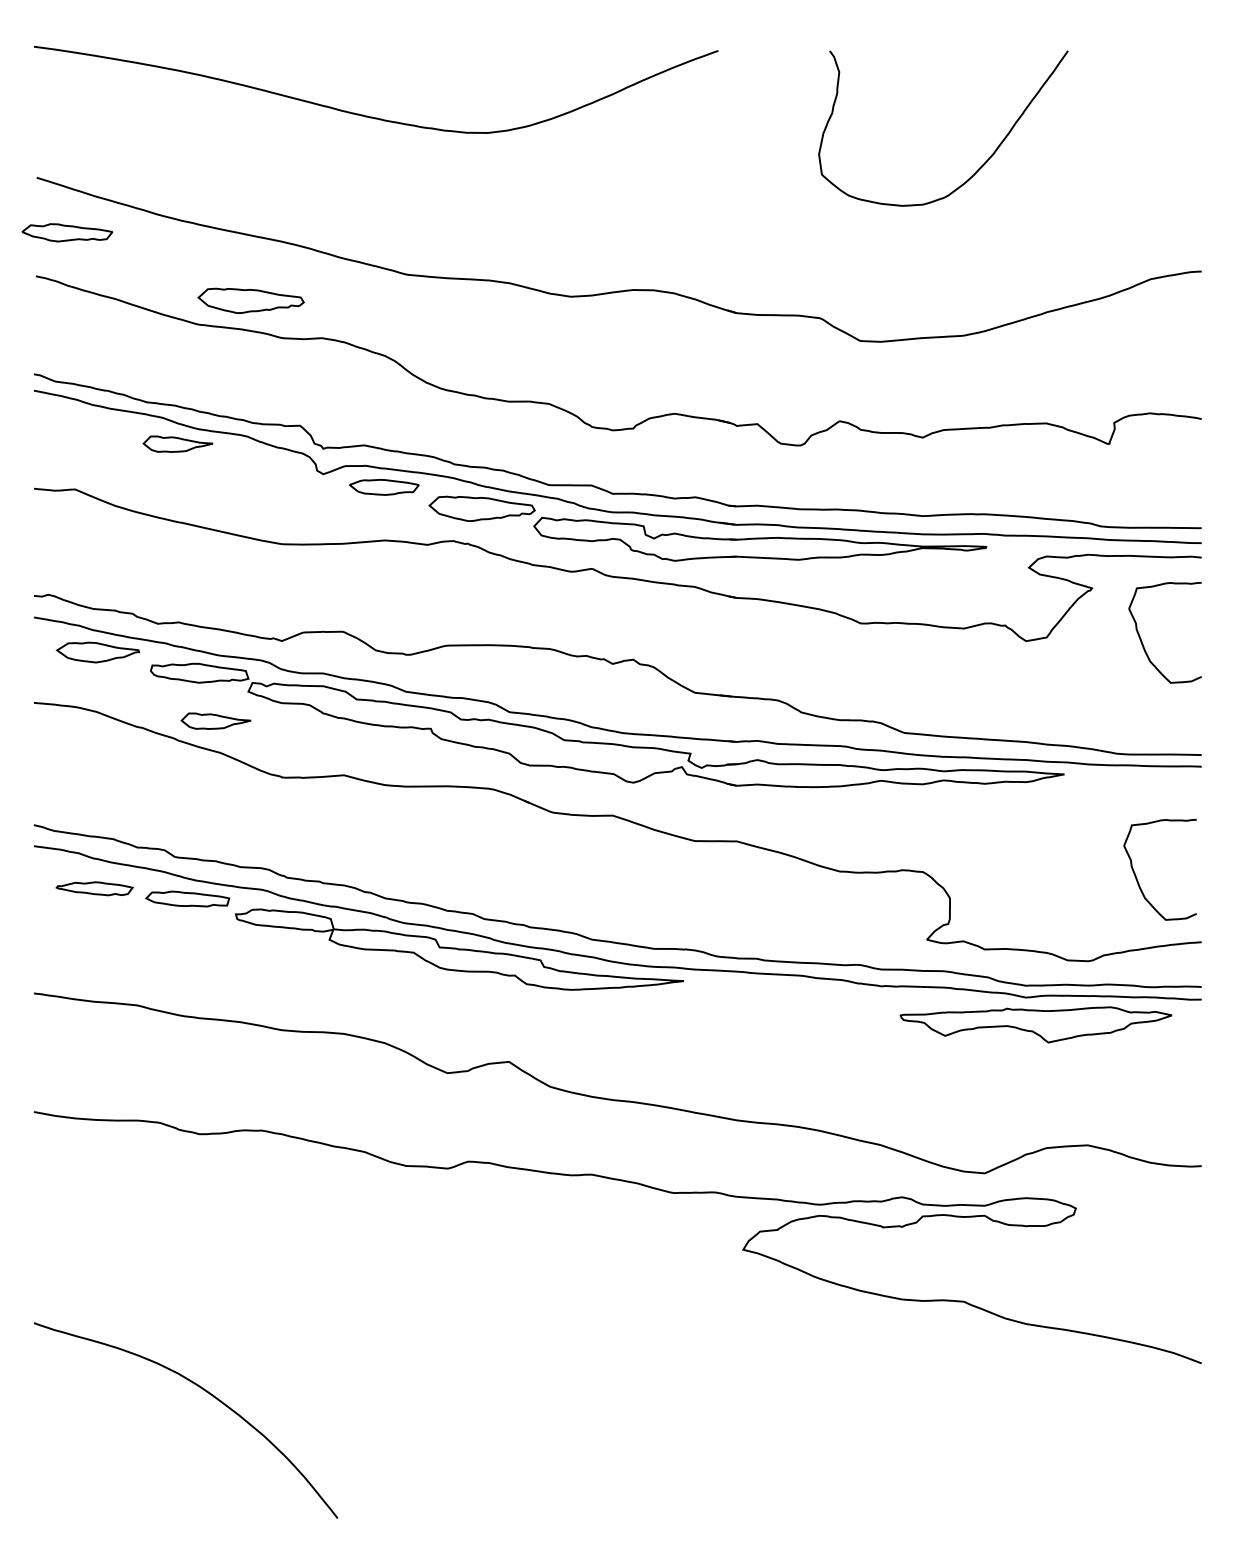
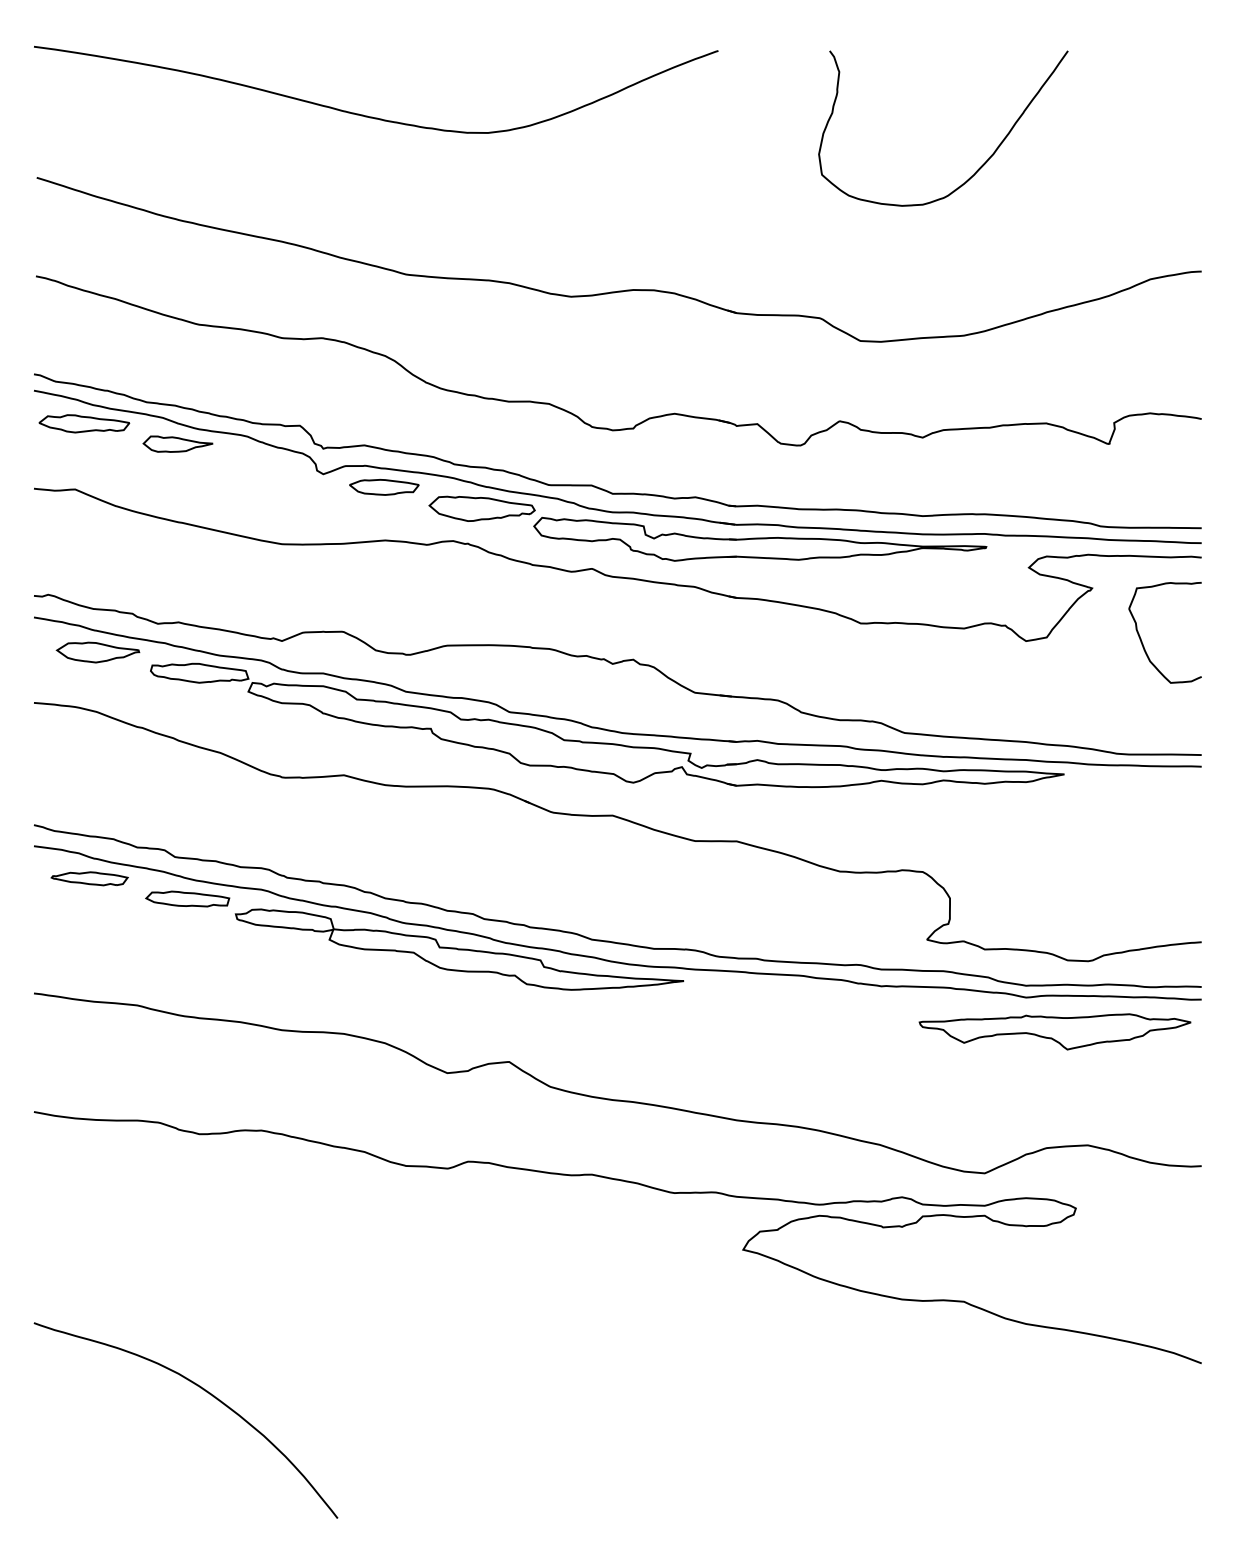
part position: (67, 232) -> (84, 423) (84, 423)
part: present -> none (250, 300)
part: present -> none (215, 720)
curve: present -> none (1138, 880)
part position: (94, 888) -> (89, 878) (89, 878)
part position: (1035, 1024) -> (1054, 1031) (1054, 1031)
